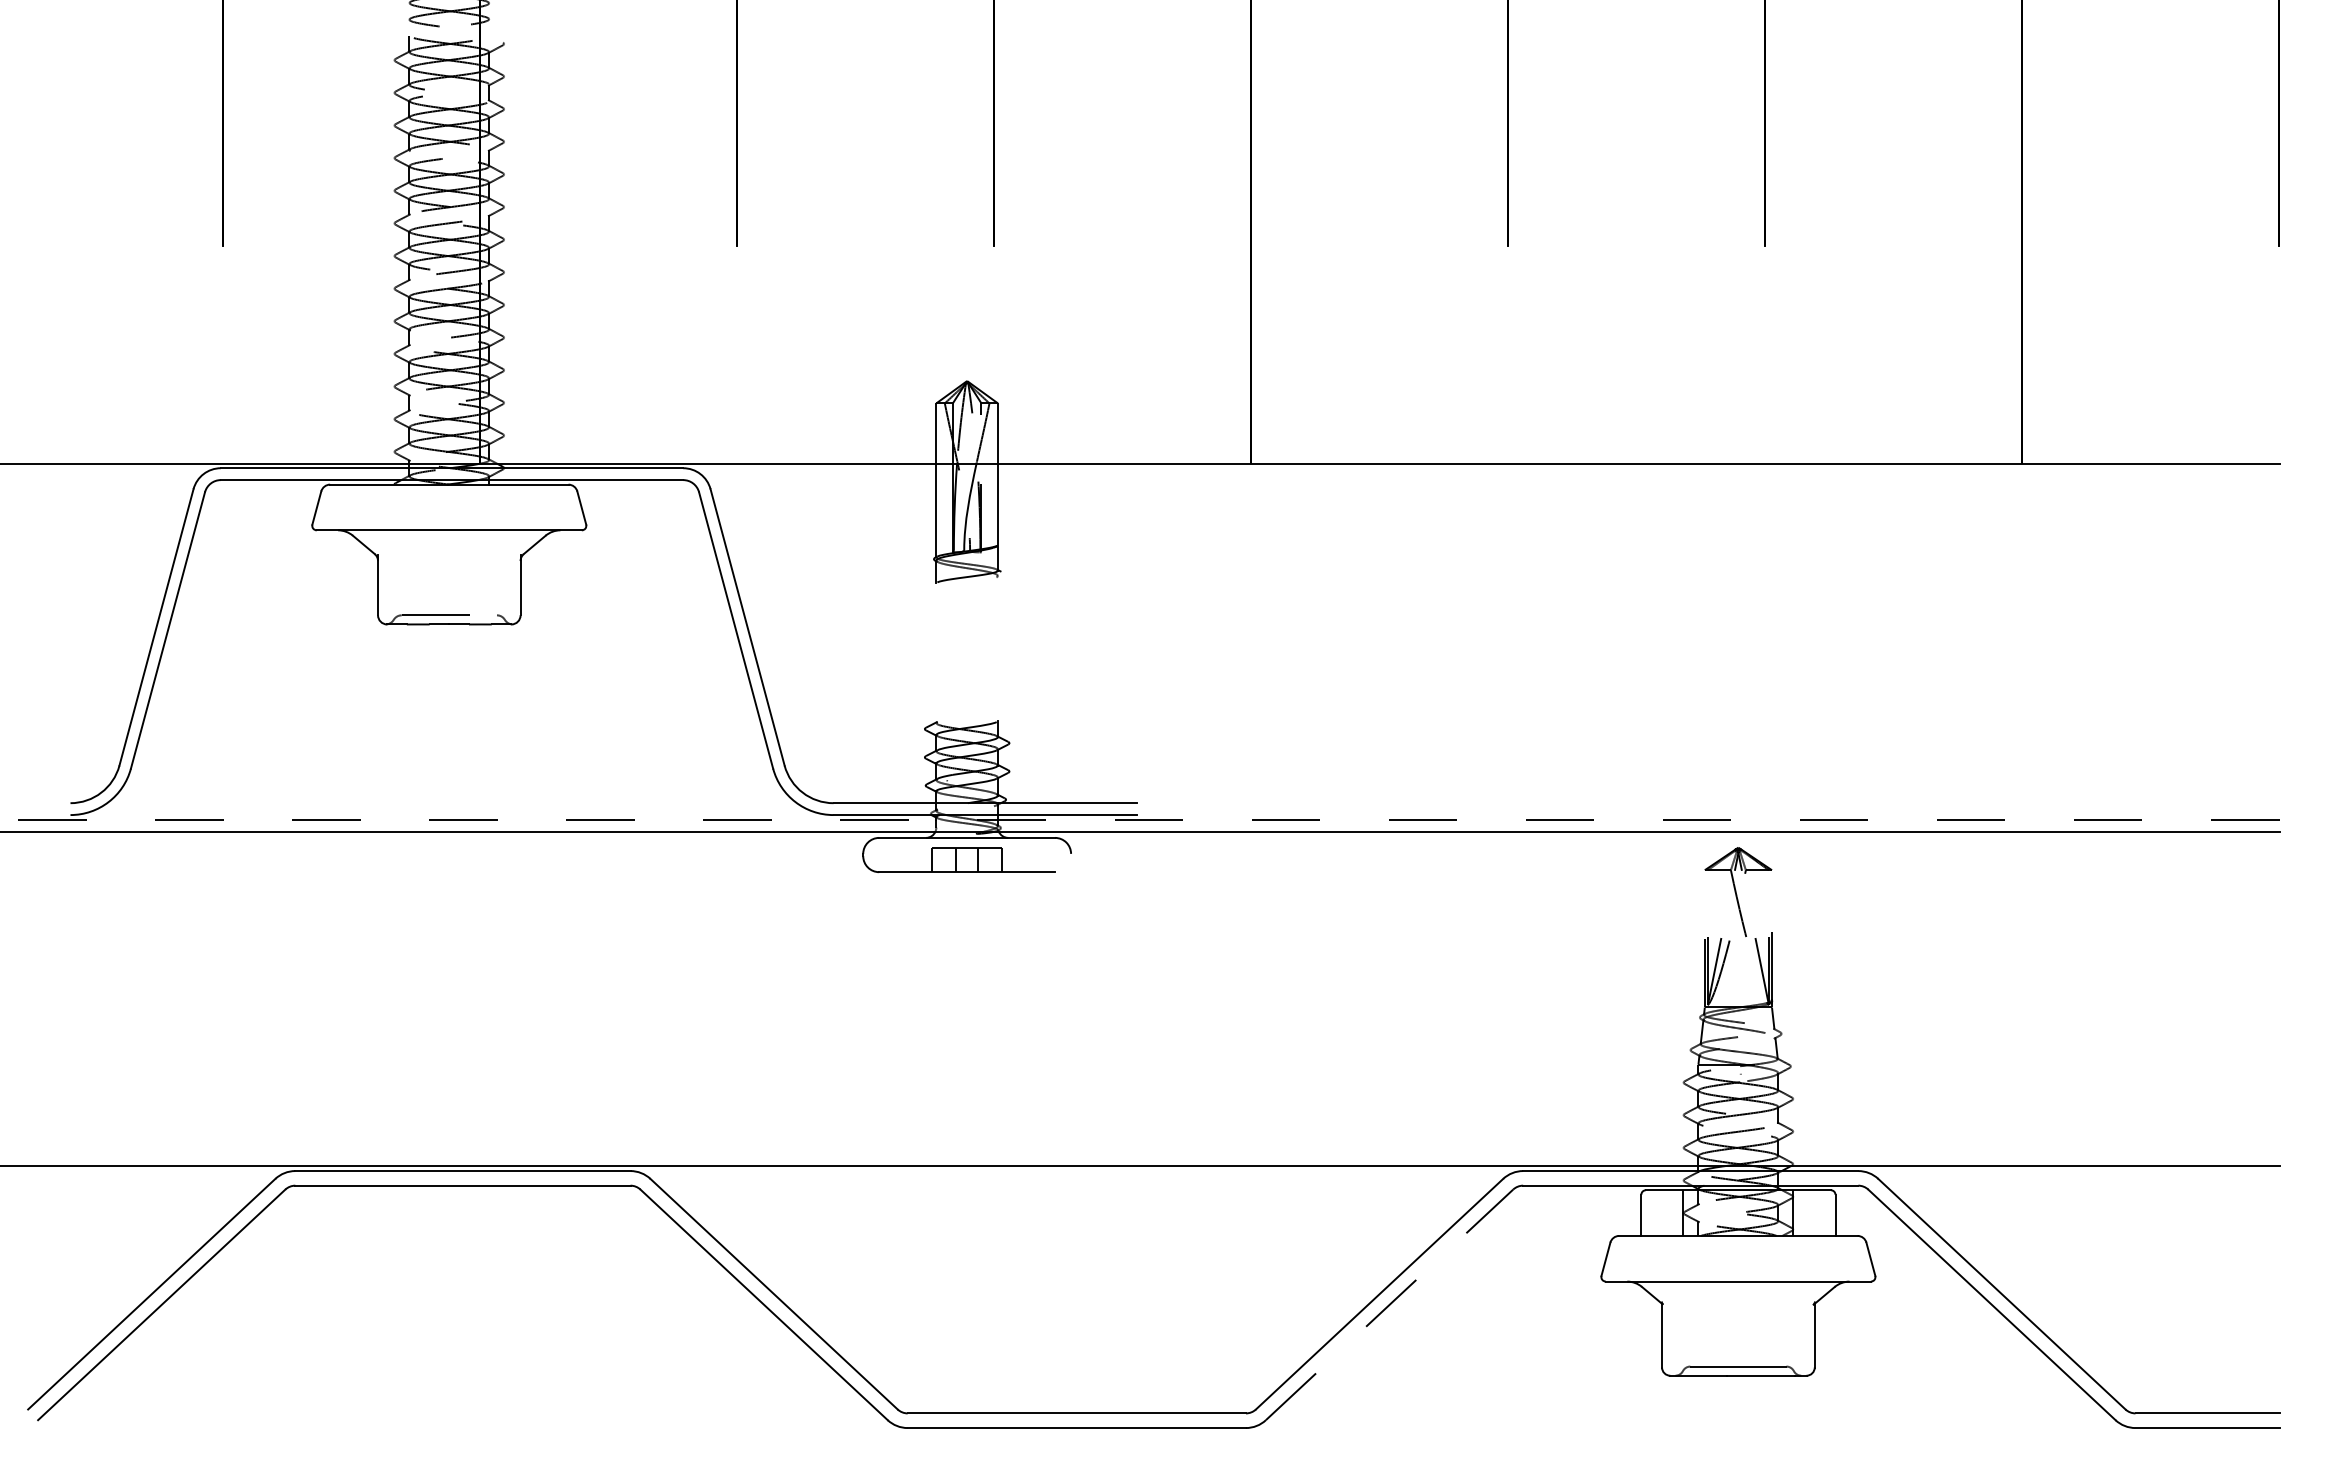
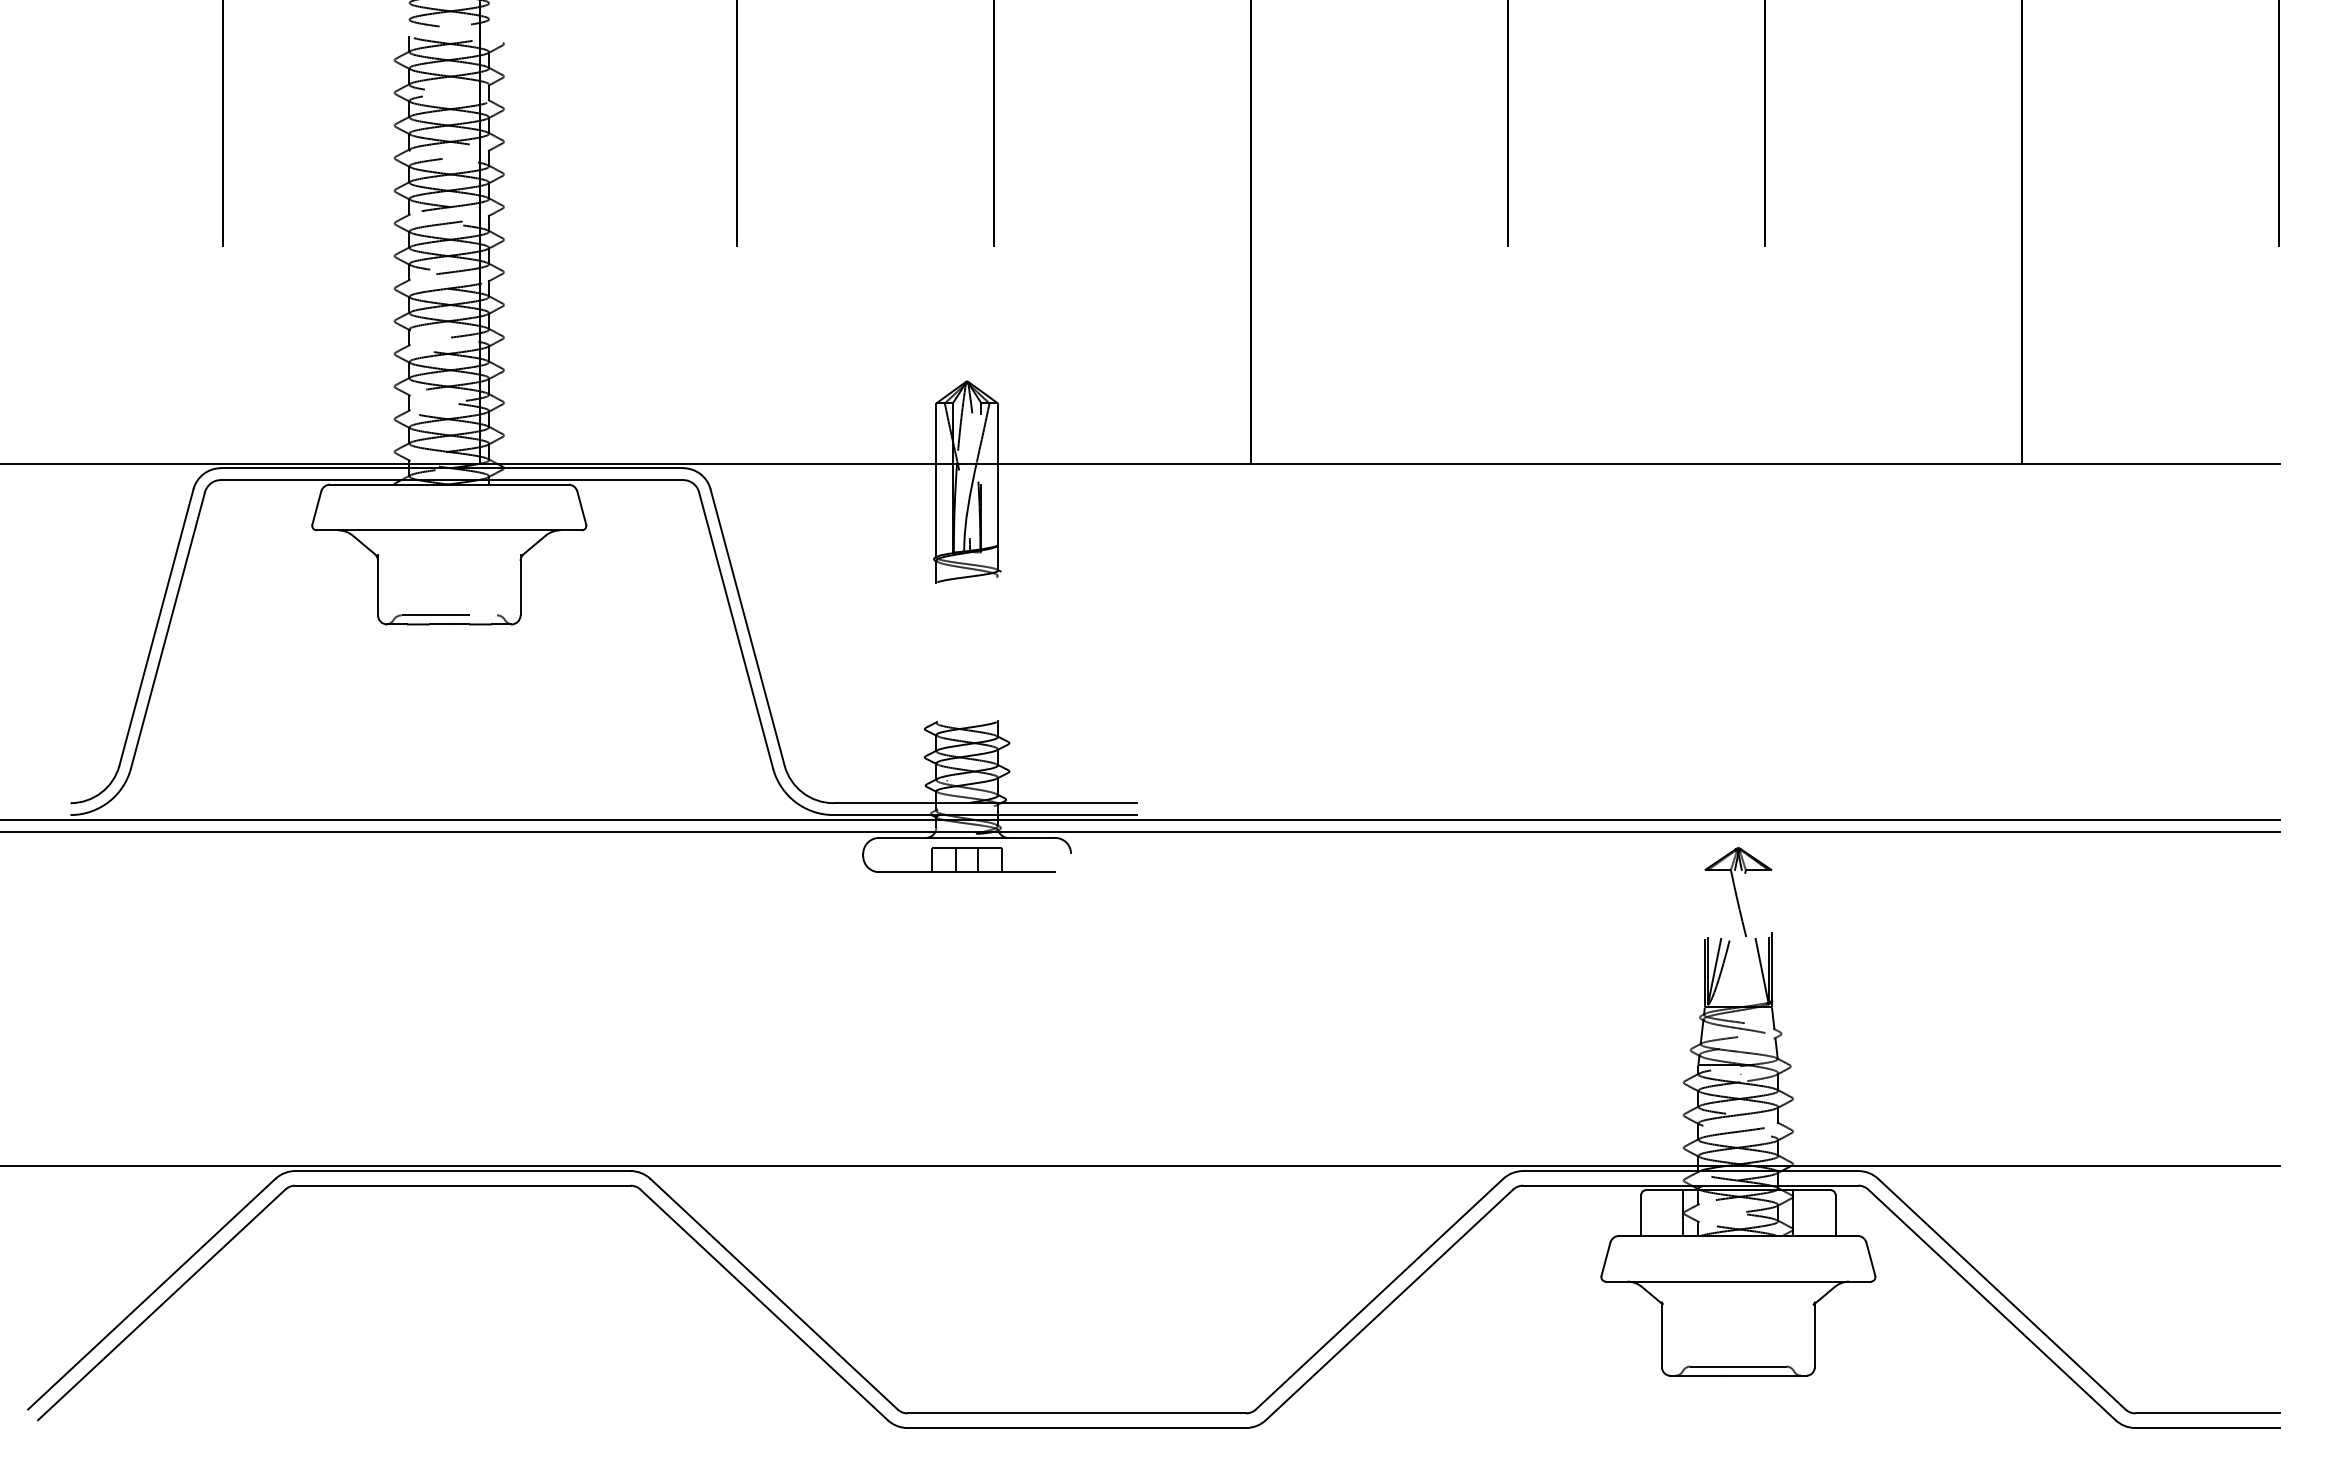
line: dashed -> solid (1139, 819)
line: dashed -> solid (1389, 1304)
